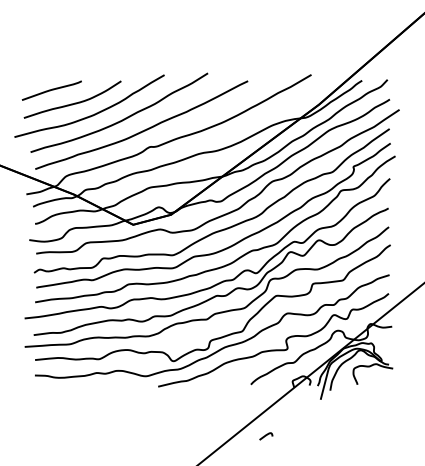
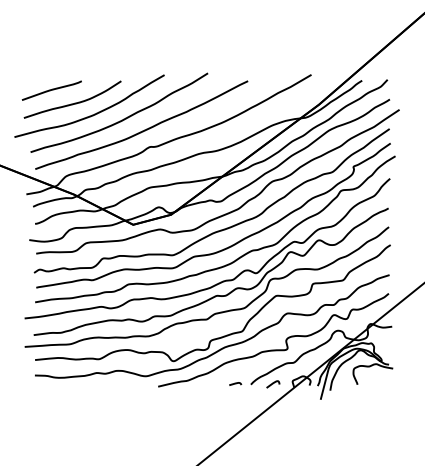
curve: none -> present (235, 383)
curve position: (266, 436) -> (273, 384) (273, 384)
